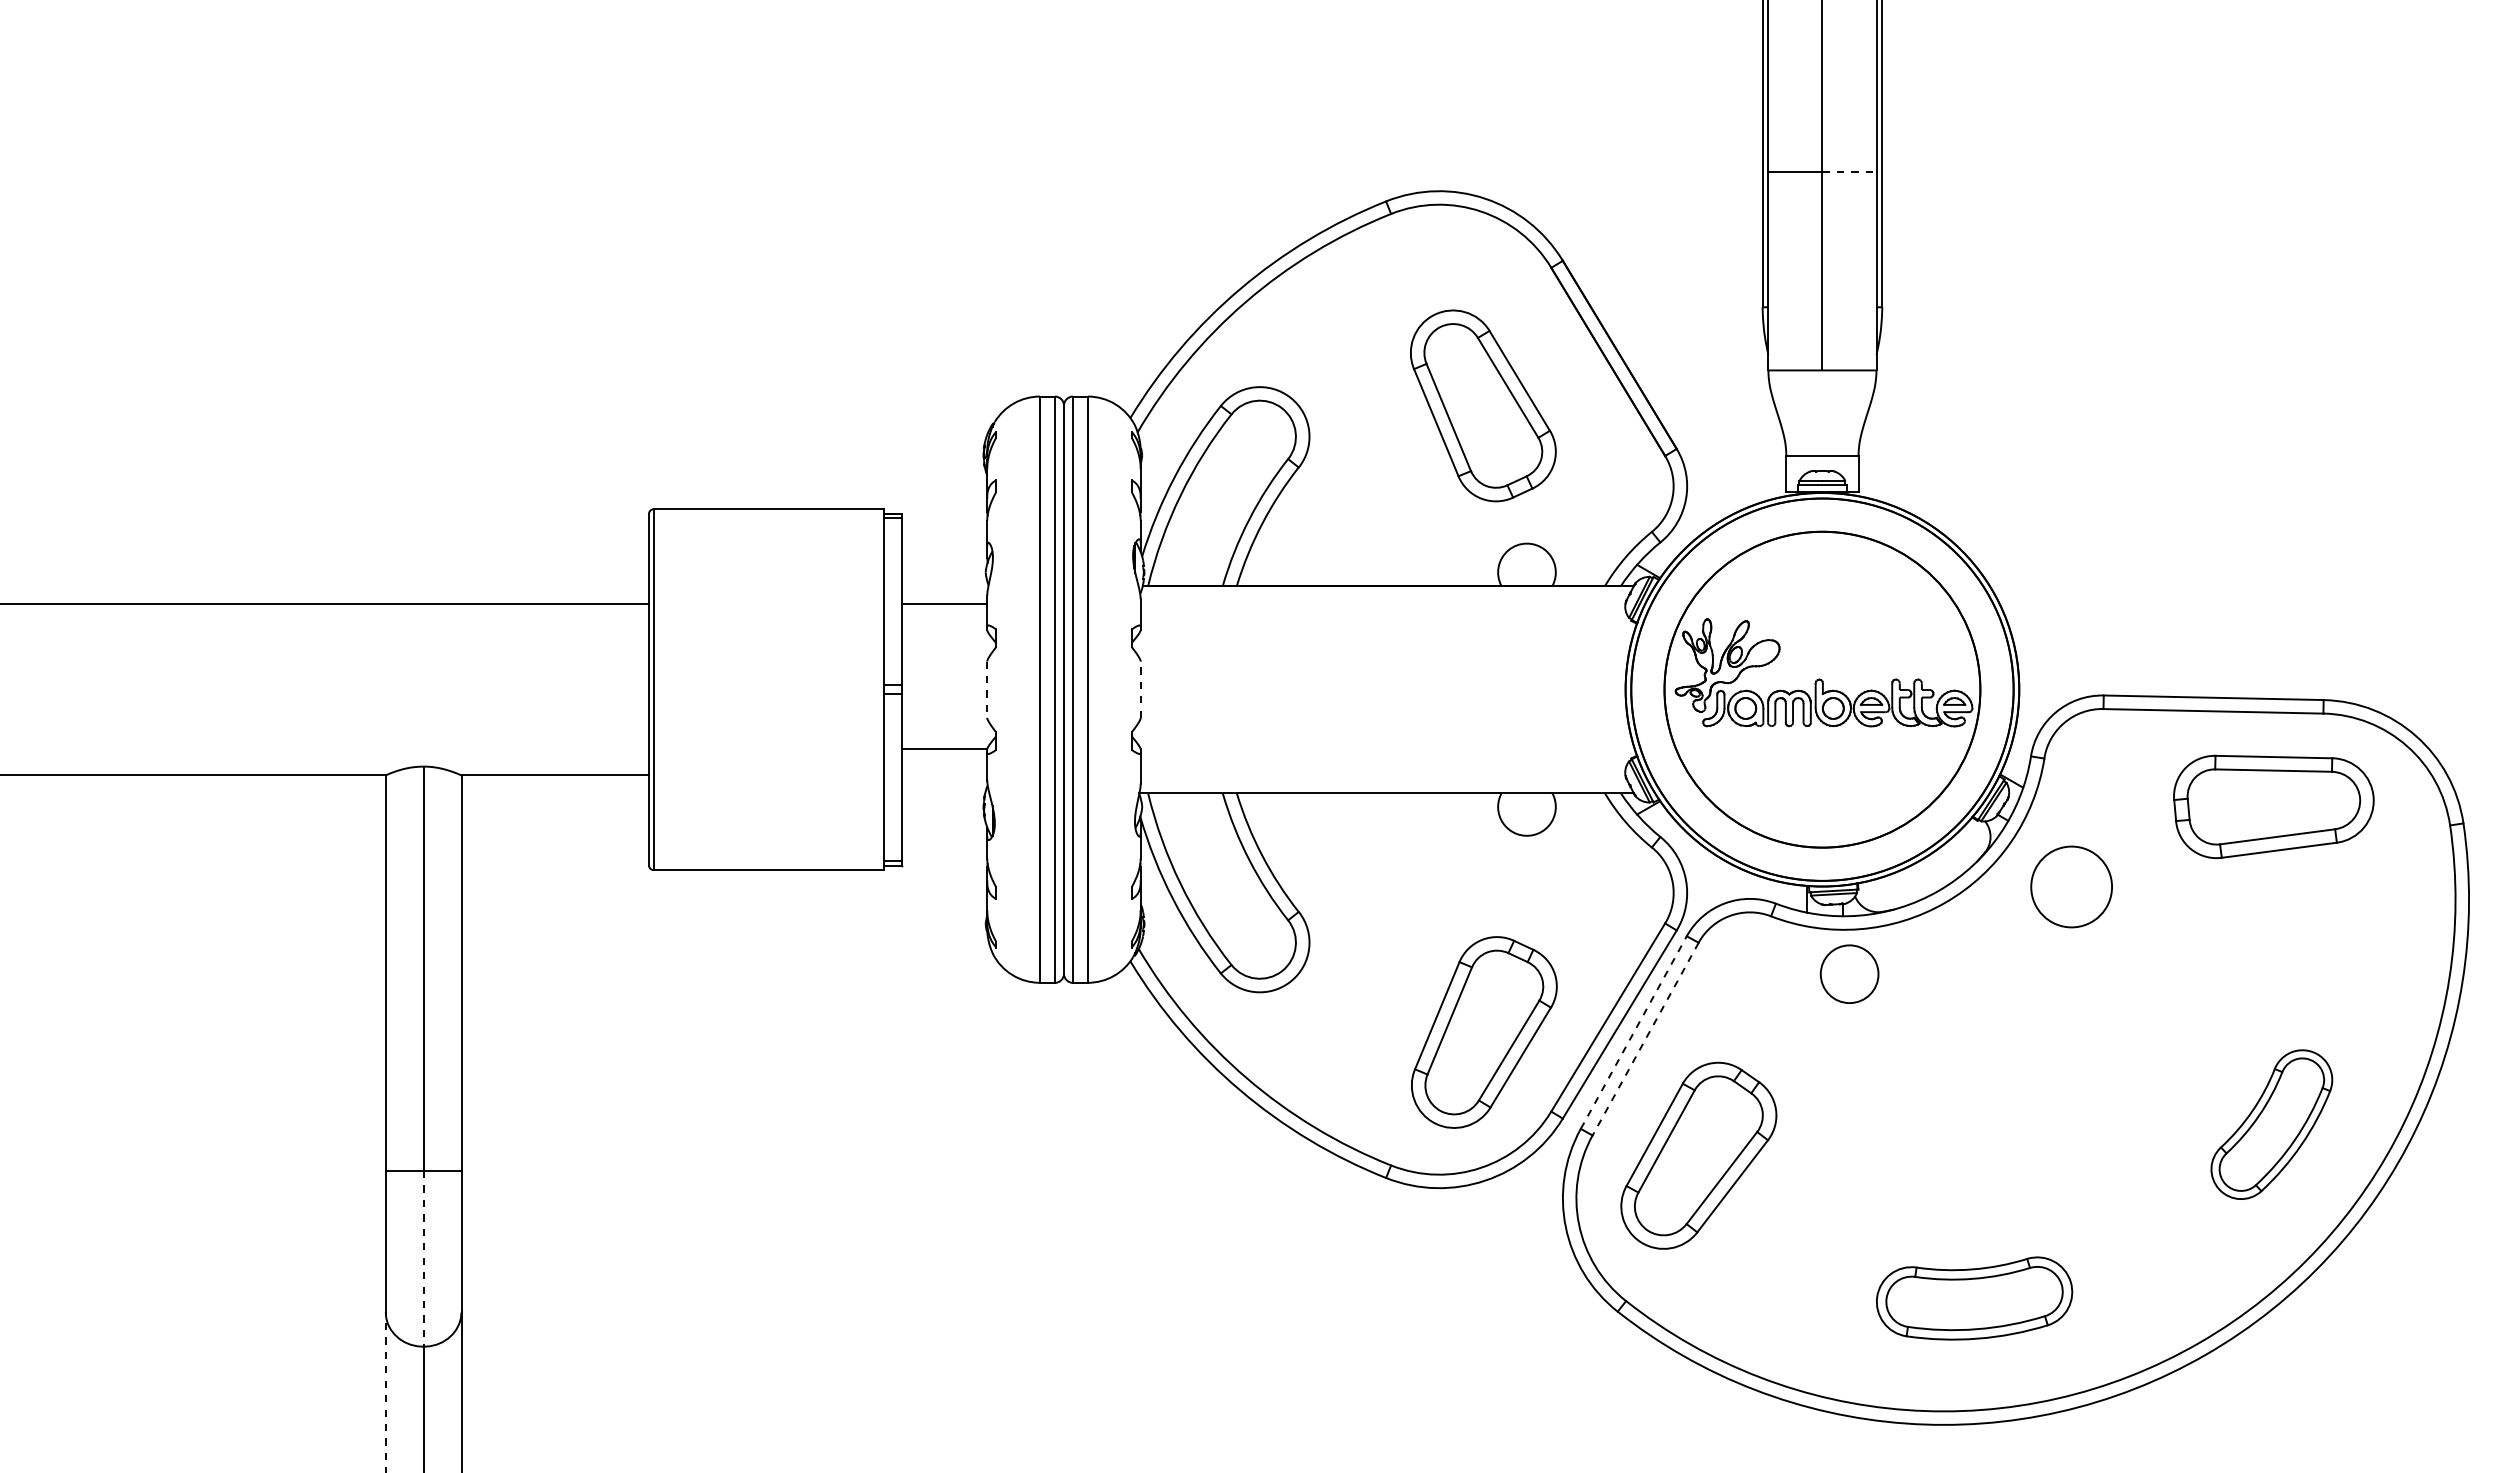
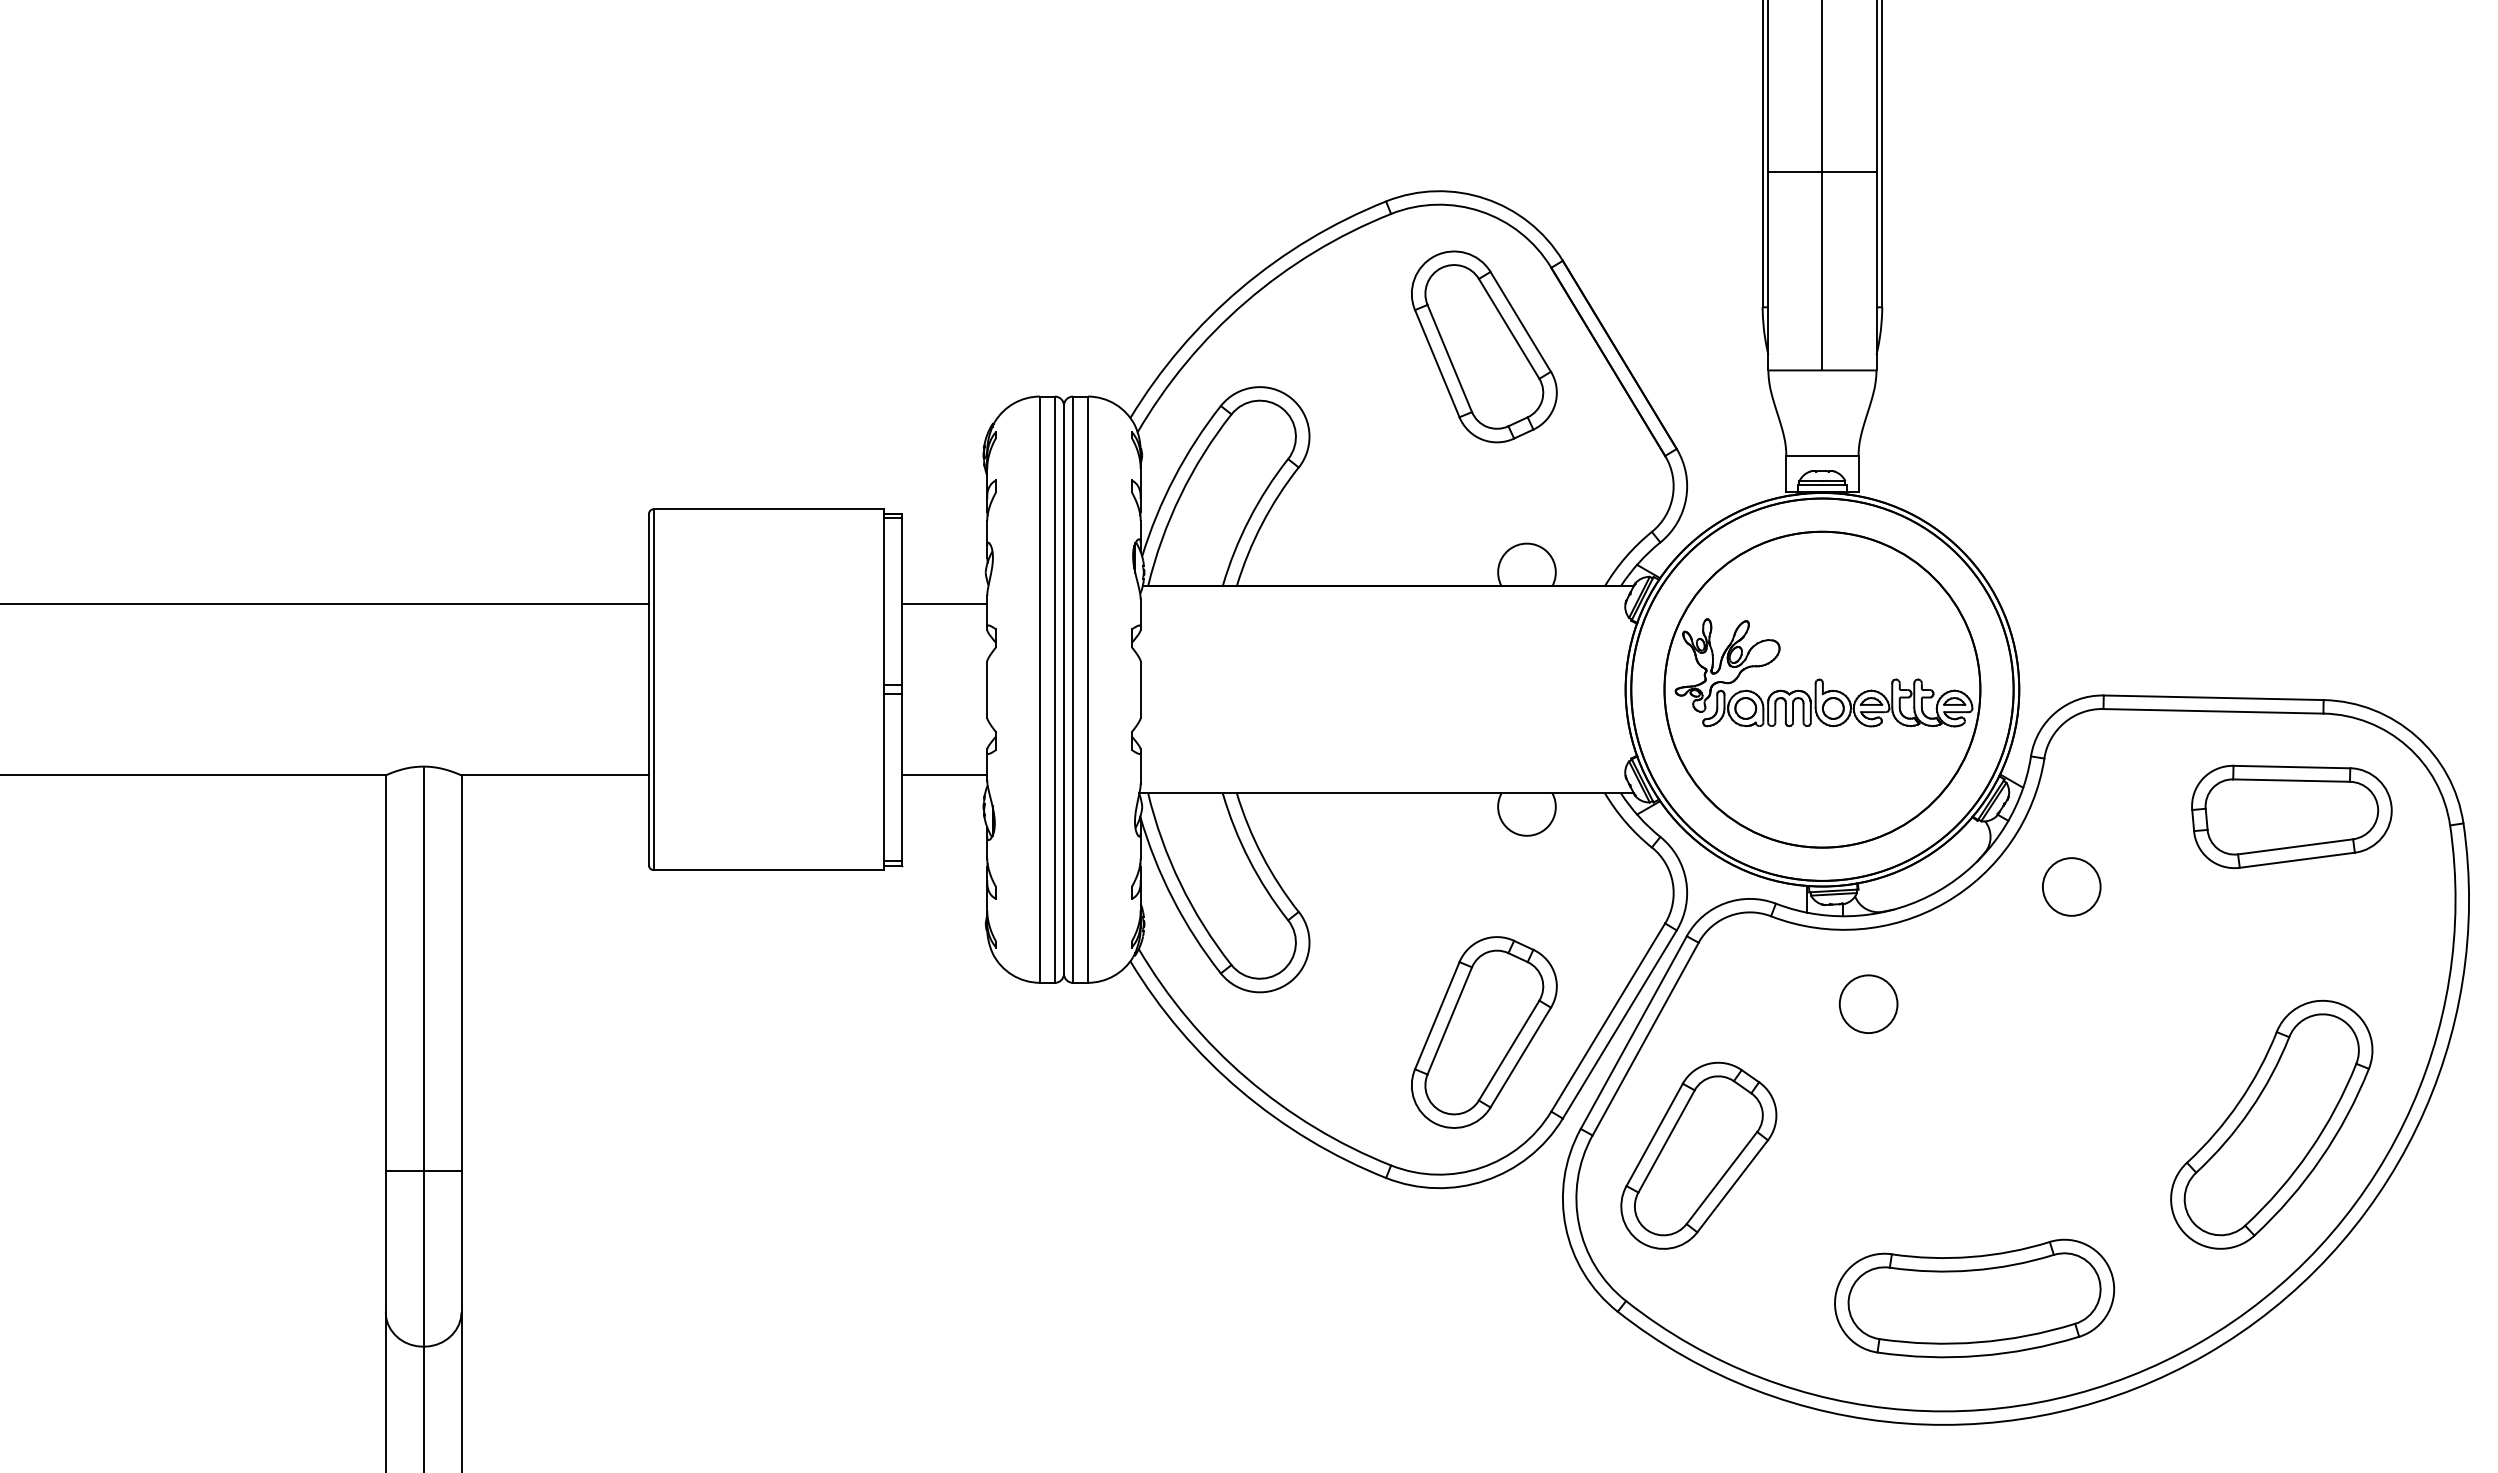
line: dashed -> solid (1850, 171)
part position: (1483, 405) -> (1484, 346) (1484, 346)
line: dashed -> solid (1140, 689)
line: dashed -> solid (987, 690)
line position: (944, 749) -> (944, 775) (944, 775)
part position: (2273, 806) -> (2291, 816) (2291, 816)
circle size: 83x84 px -> 60x60 px (2071, 886)
circle position: (1849, 973) -> (1868, 1003) (1868, 1003)
line: dashed -> solid (1633, 1032)
line: dashed -> solid (1645, 1039)
part size: 124x151 px -> 204x251 px (2271, 1124)
line: dashed -> solid (423, 1258)
part size: 198x85 px -> 281x121 px (1974, 1298)
line: dashed -> solid (385, 1392)
